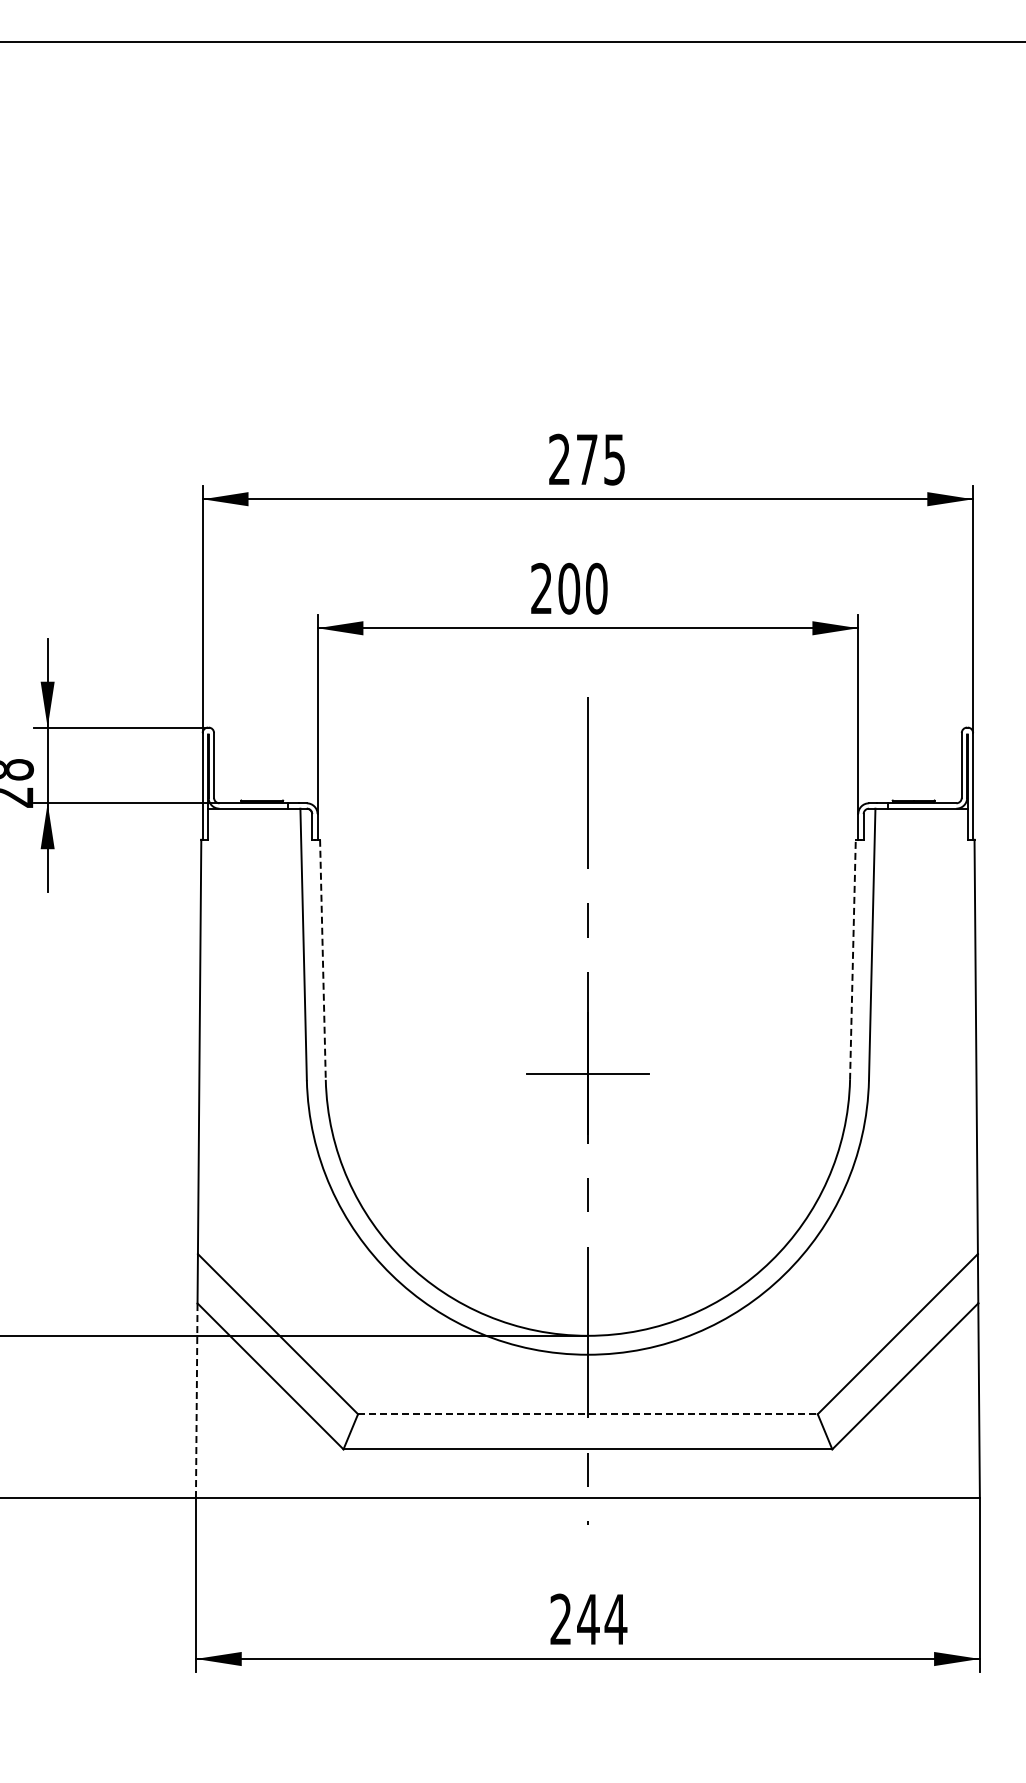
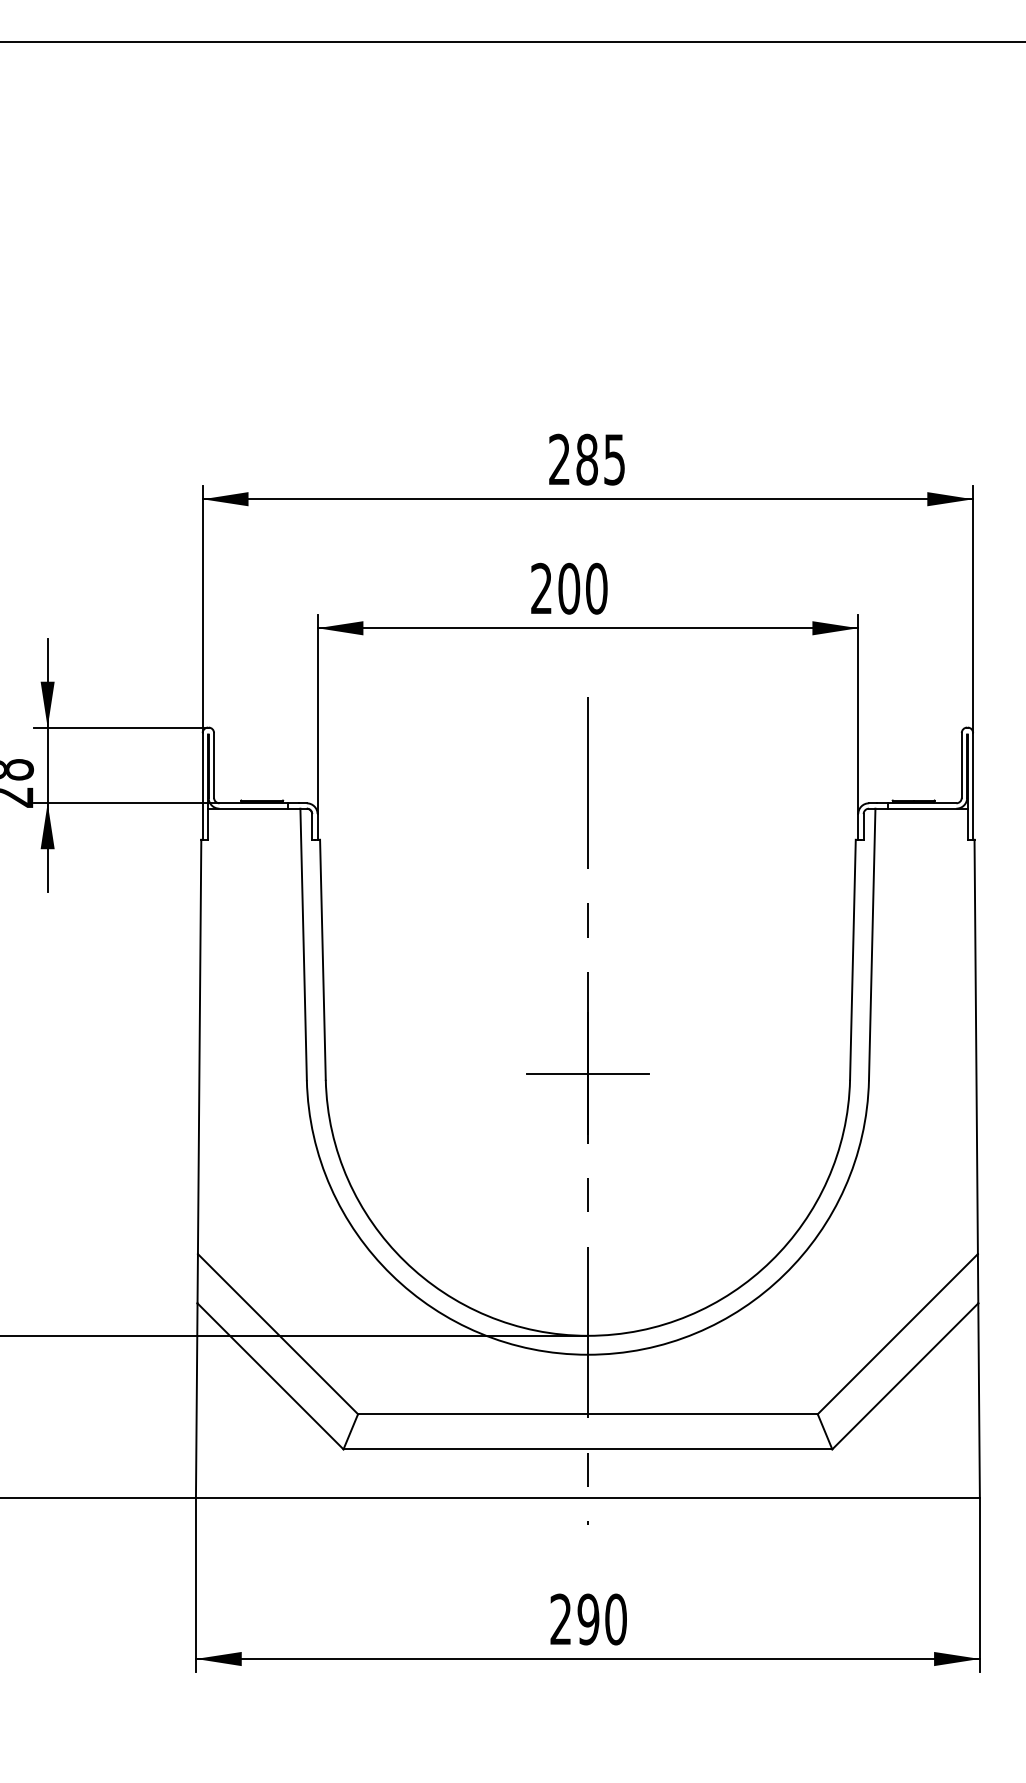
text: 275 -> 285 (587, 459)
line: dashed -> solid (852, 959)
line: dashed -> solid (322, 960)
line: dashed -> solid (196, 1400)
line: dashed -> solid (587, 1414)
text: 244 -> 290 (602, 1619)
